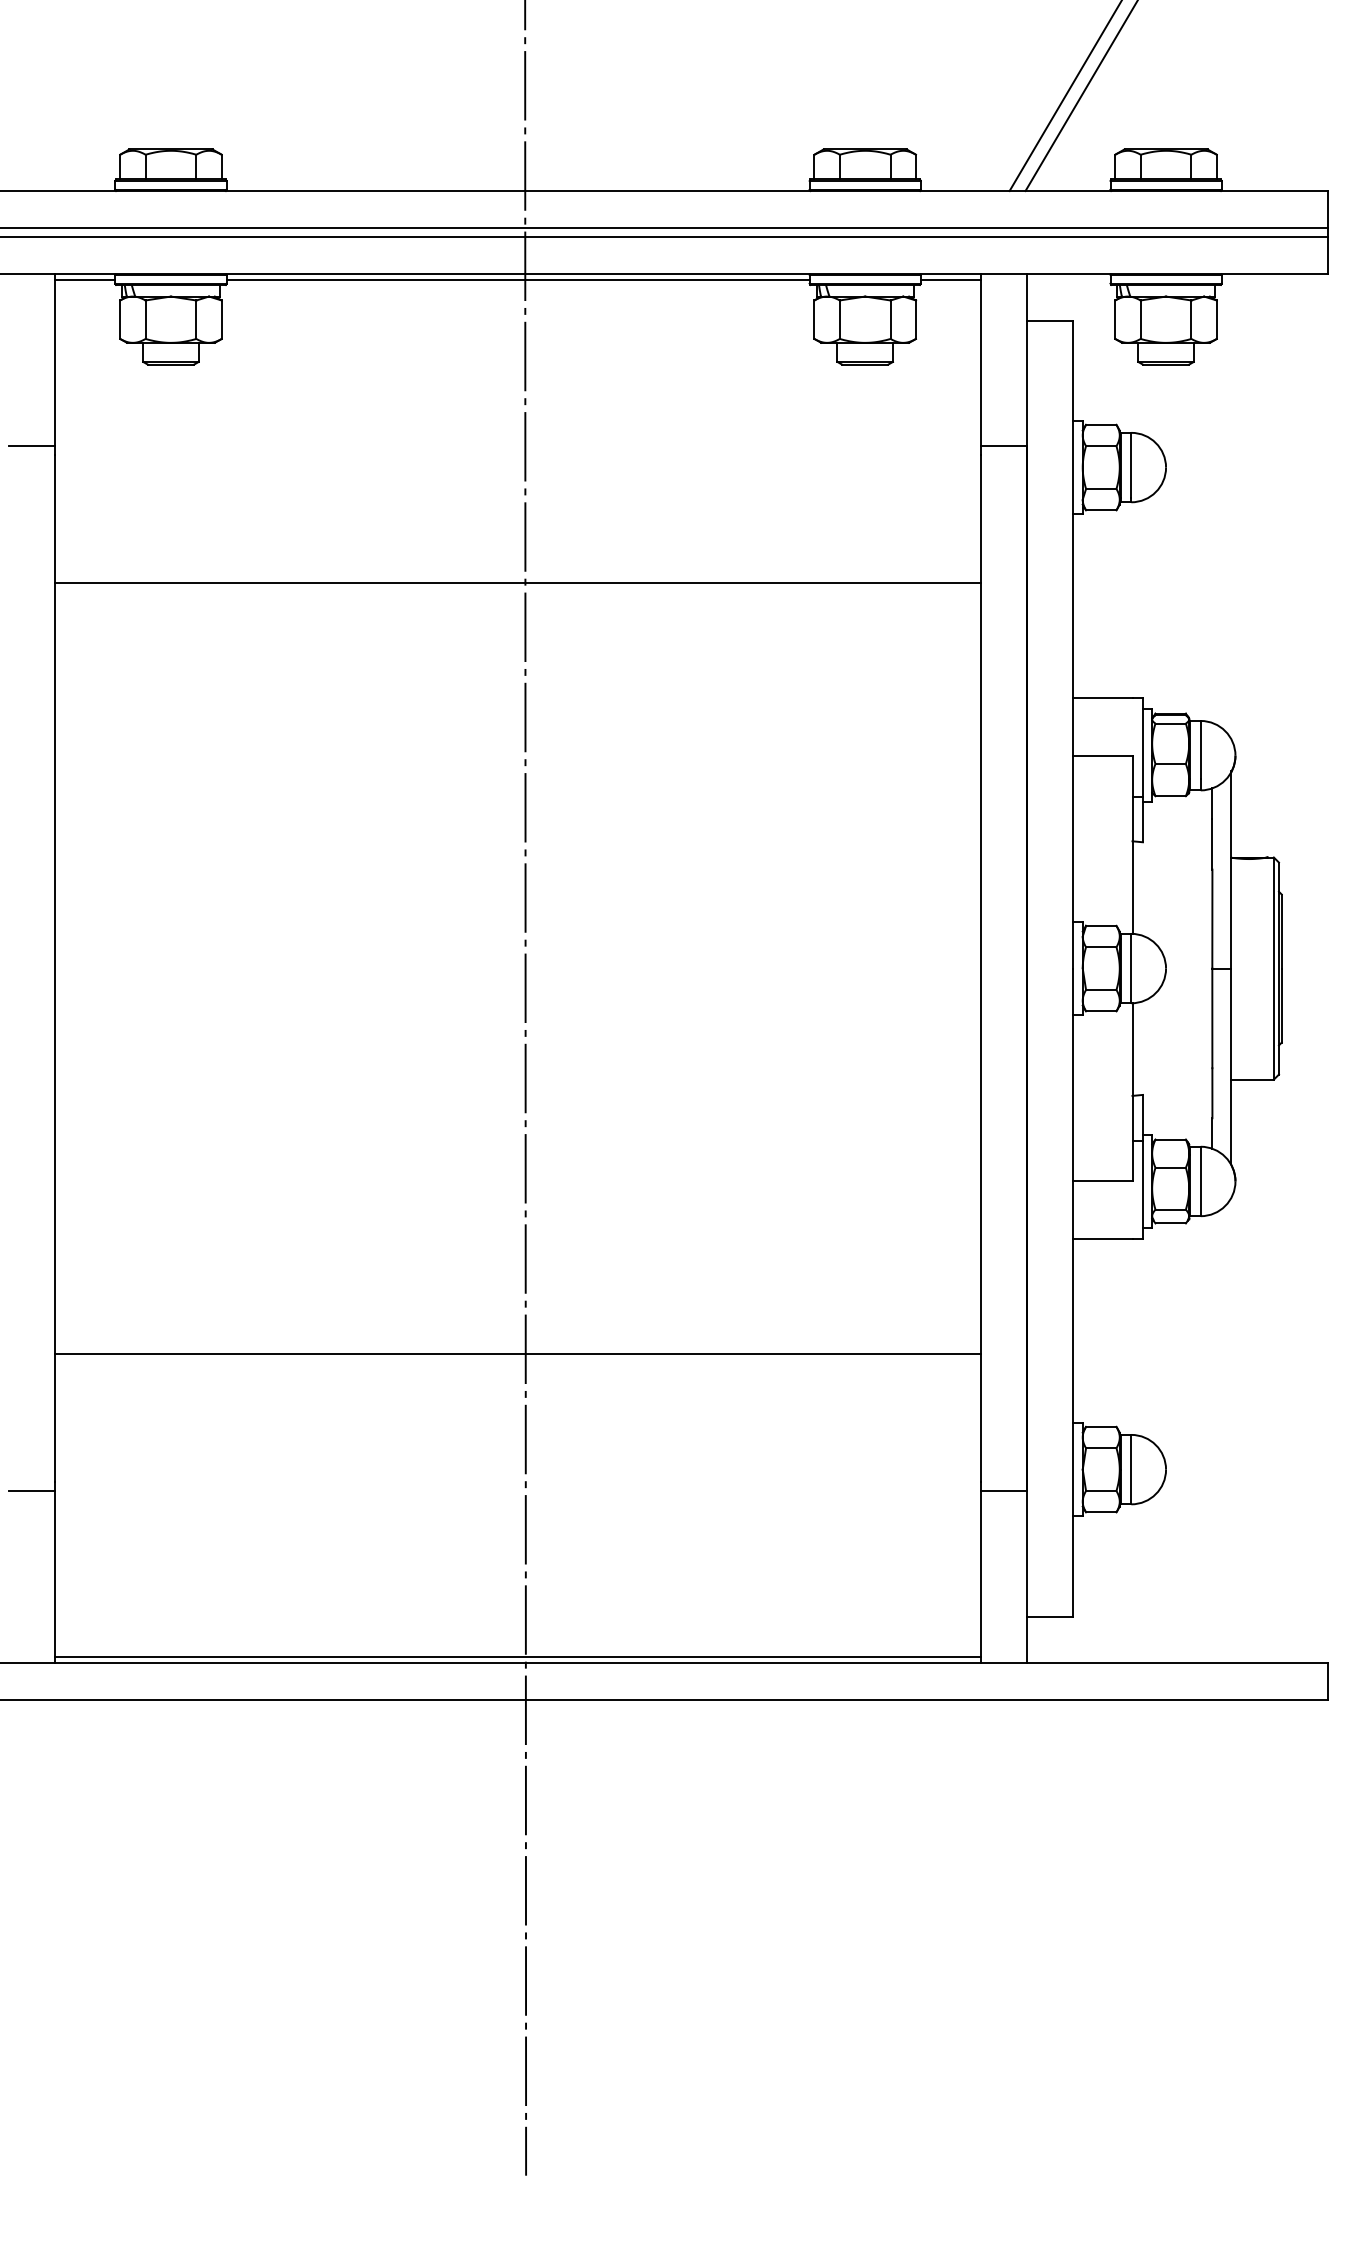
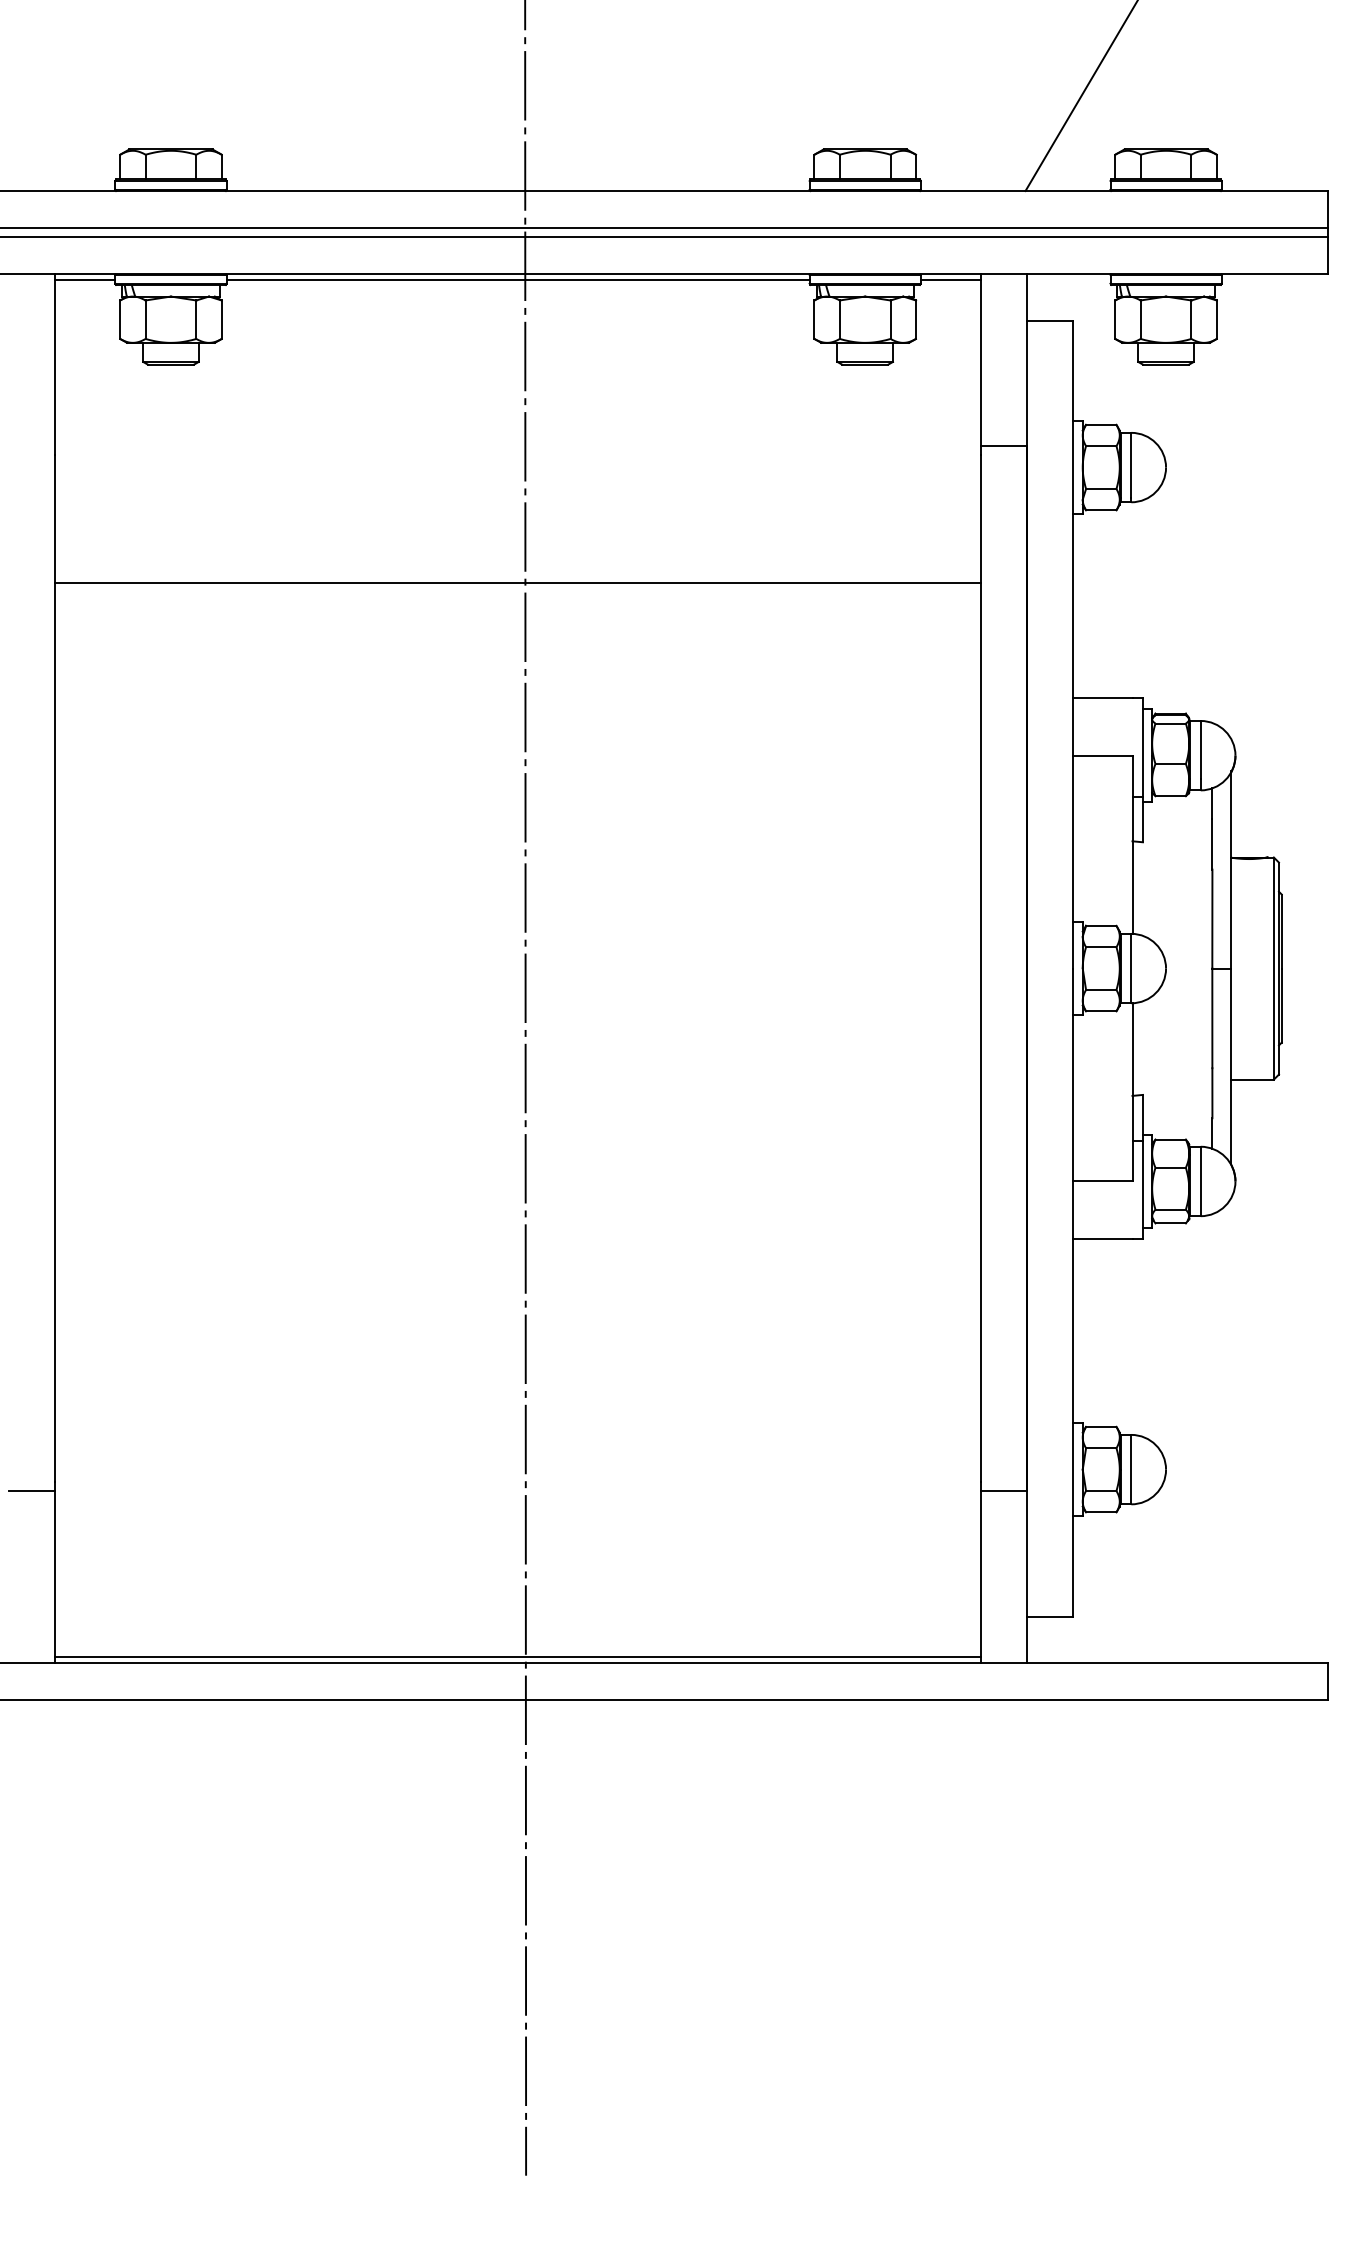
line: present -> none (1064, 96)
line: present -> none (32, 446)
line: present -> none (517, 1354)
